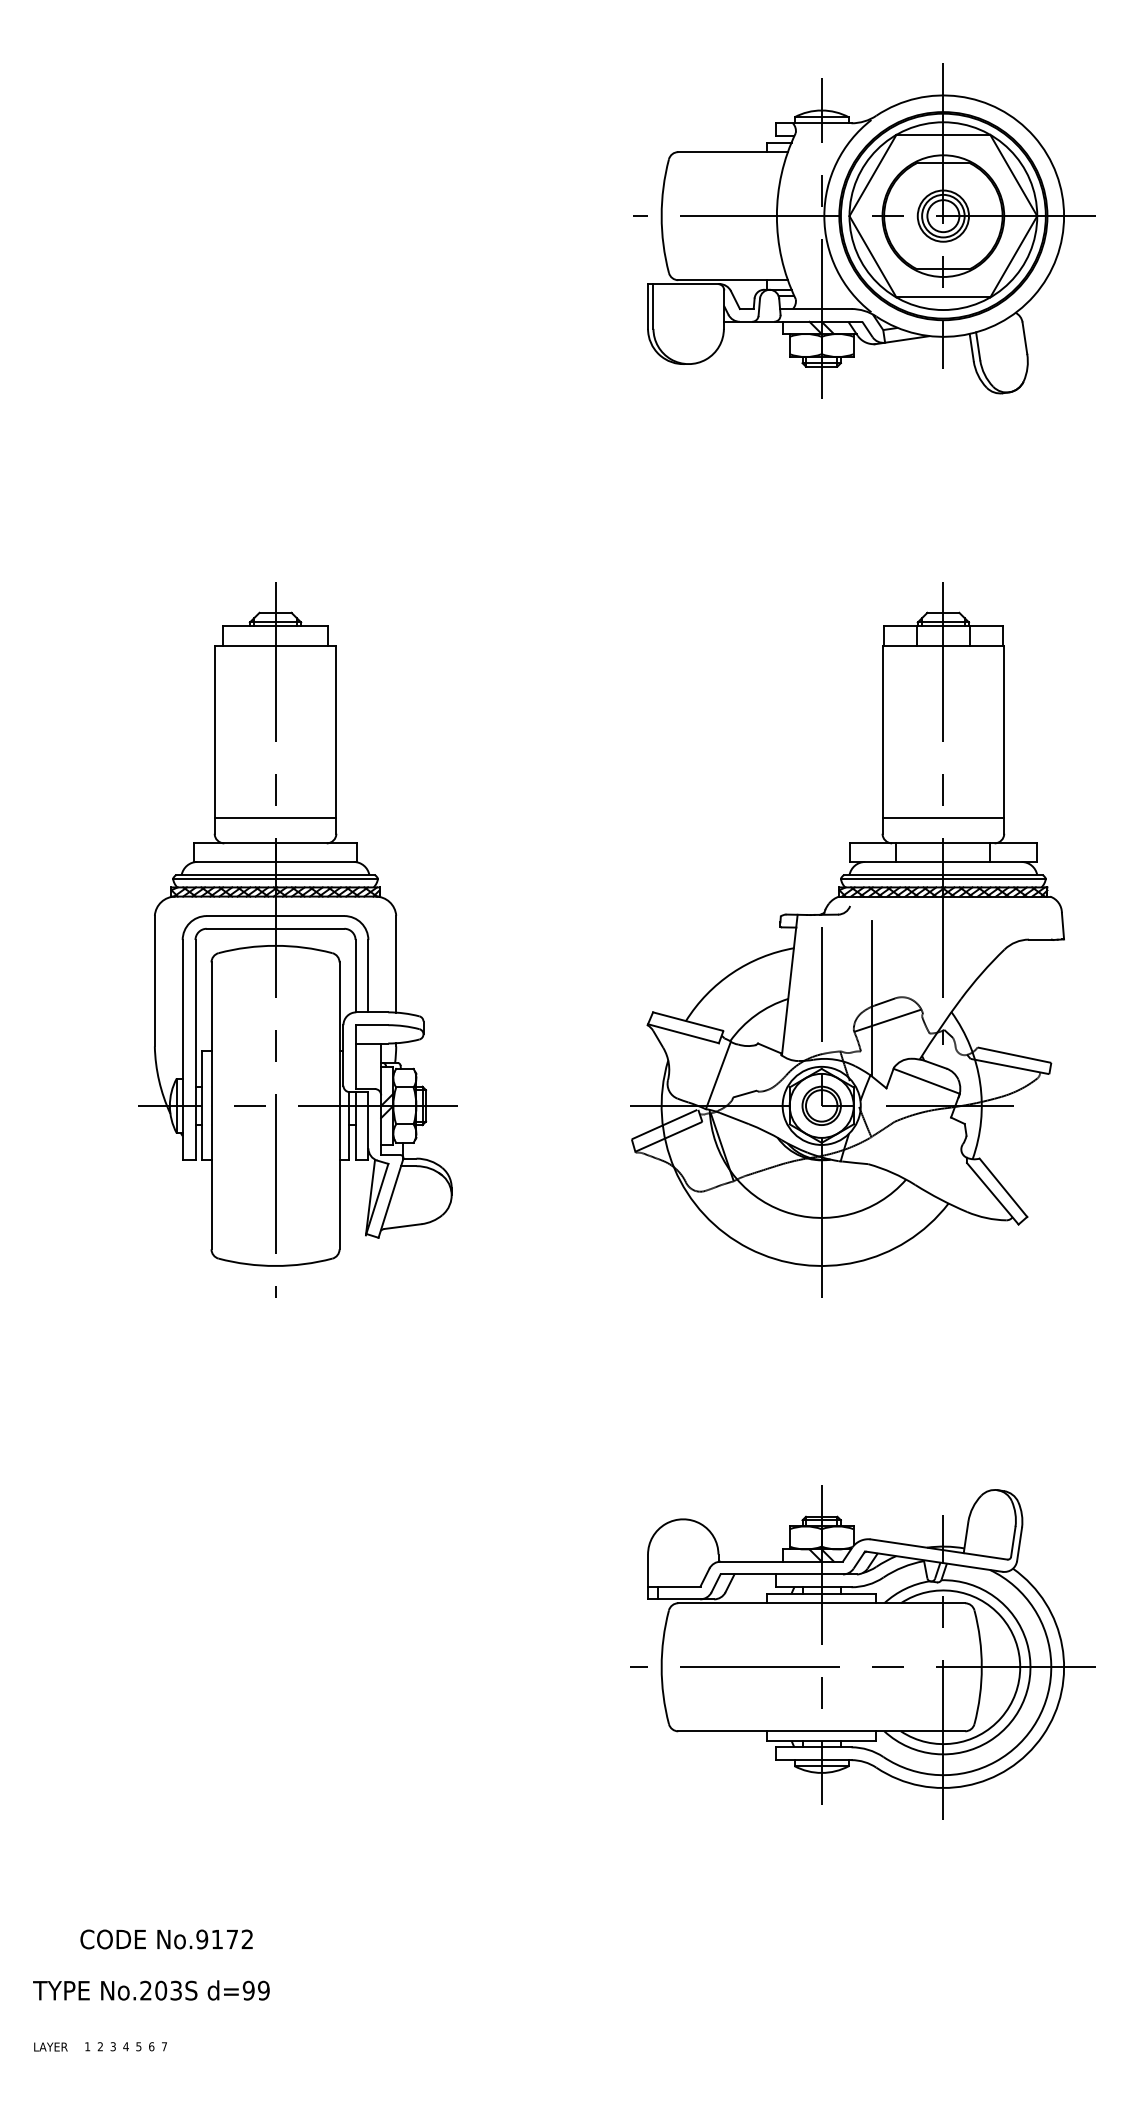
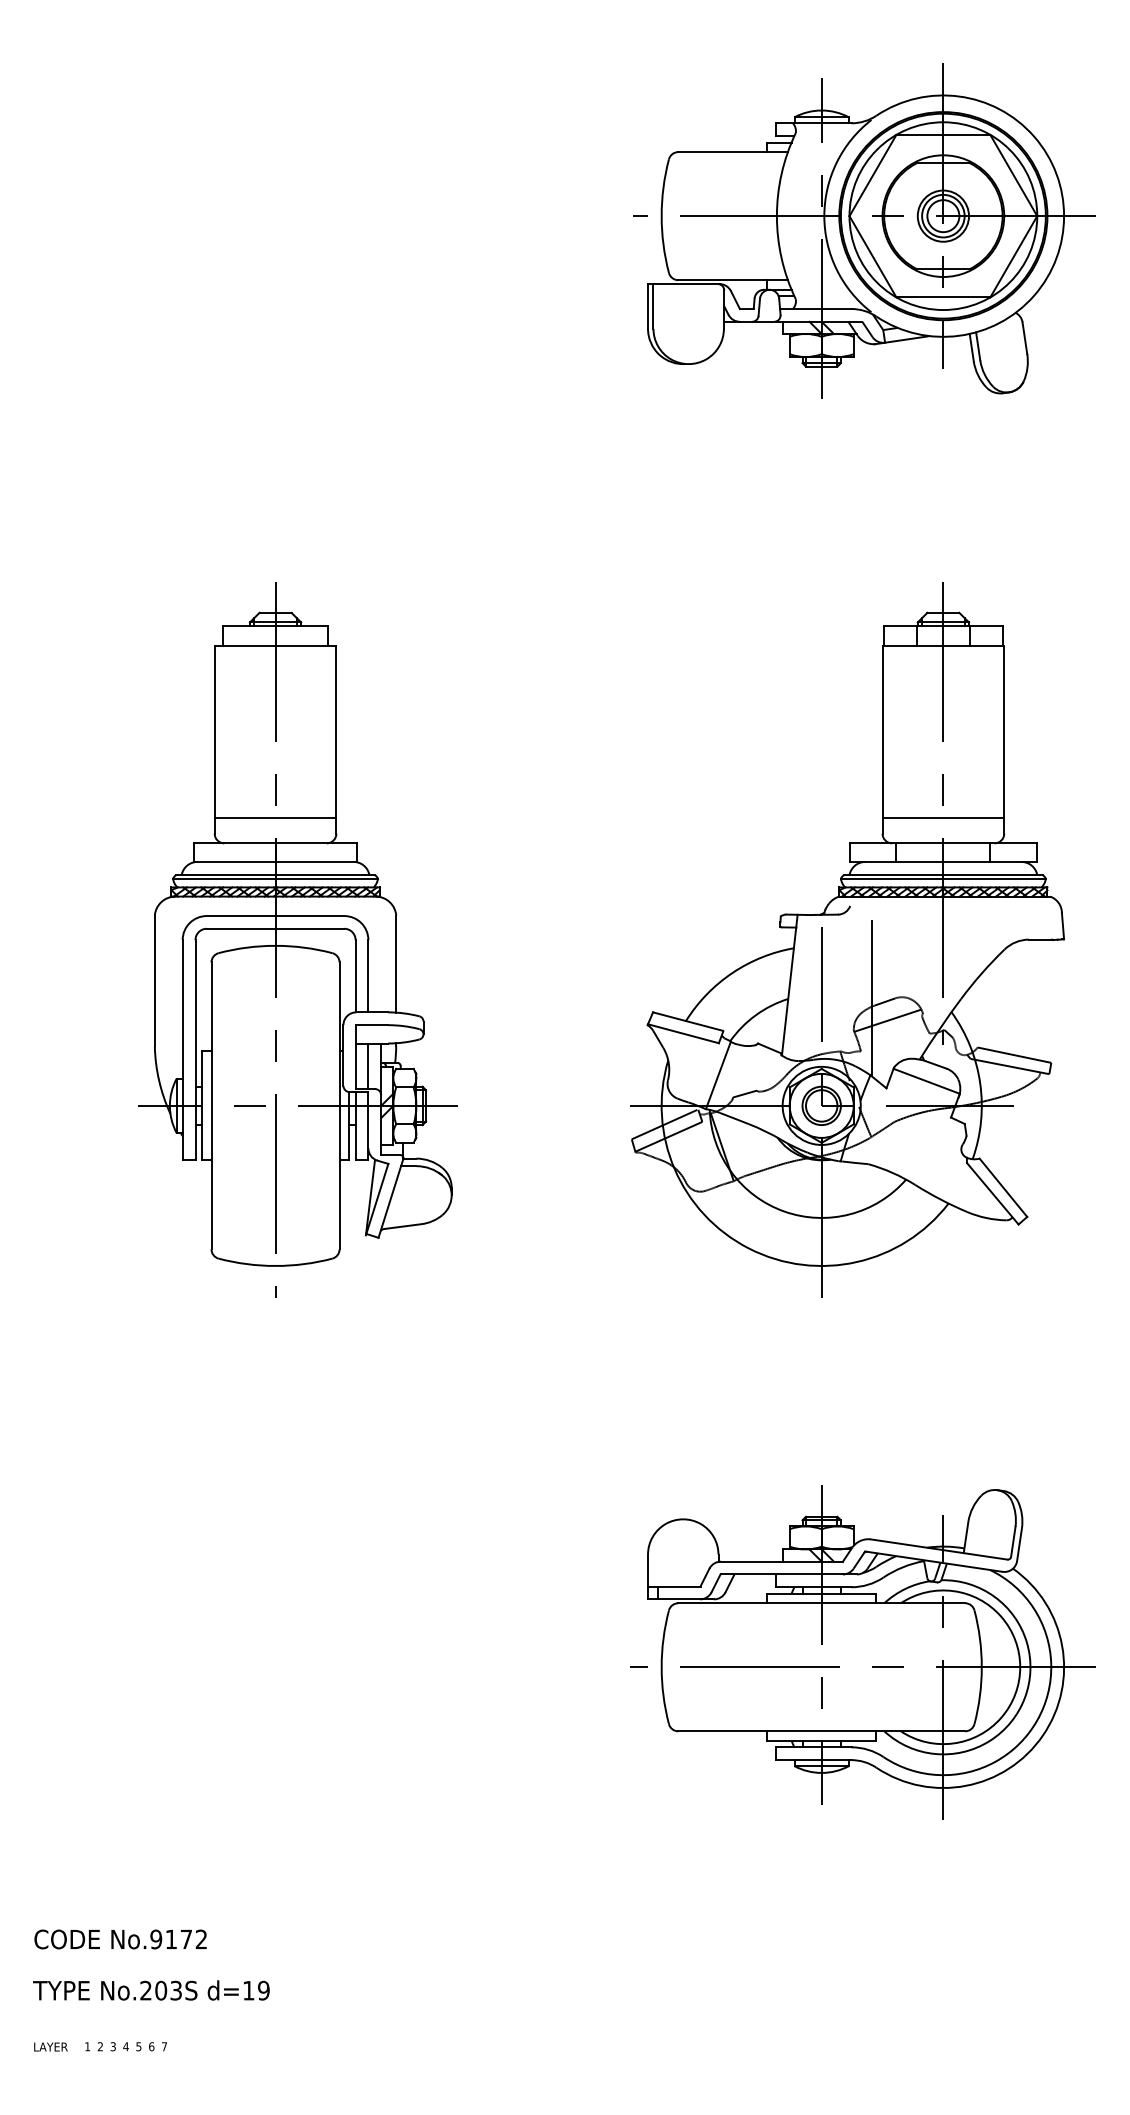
line: none -> present (368, 1065)
text position: (166, 1939) -> (120, 1939) (120, 1939)
text: d=99 -> d=19 (248, 1990)
